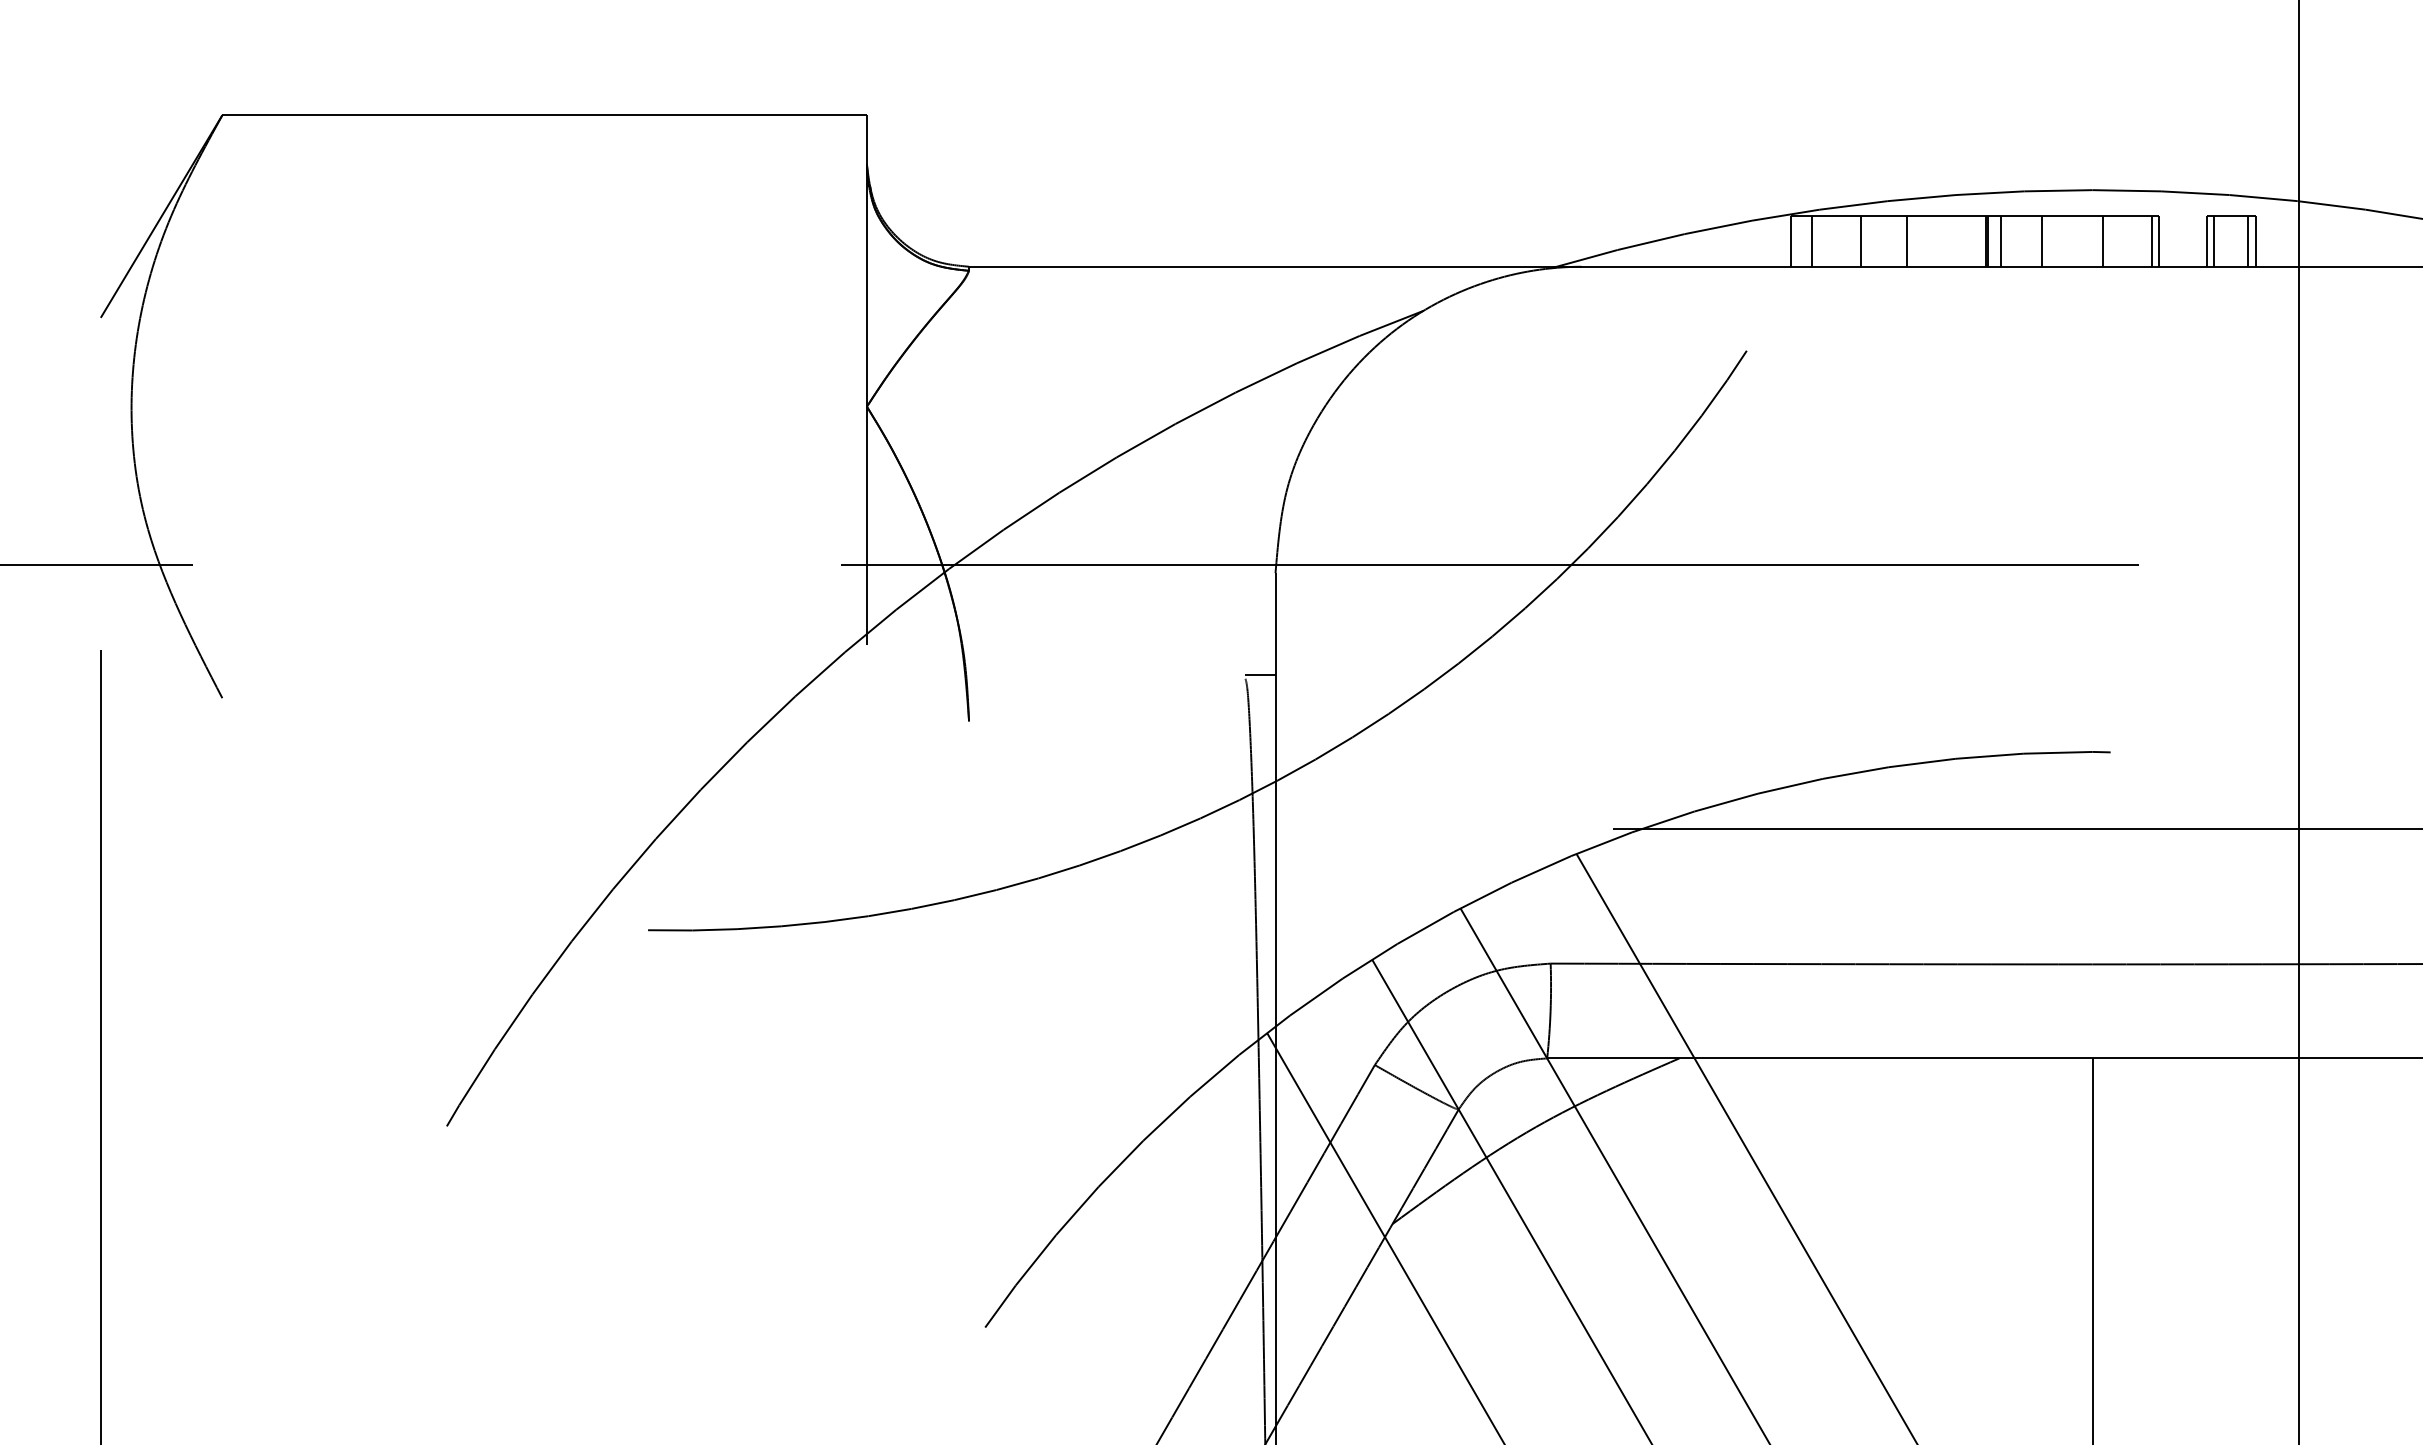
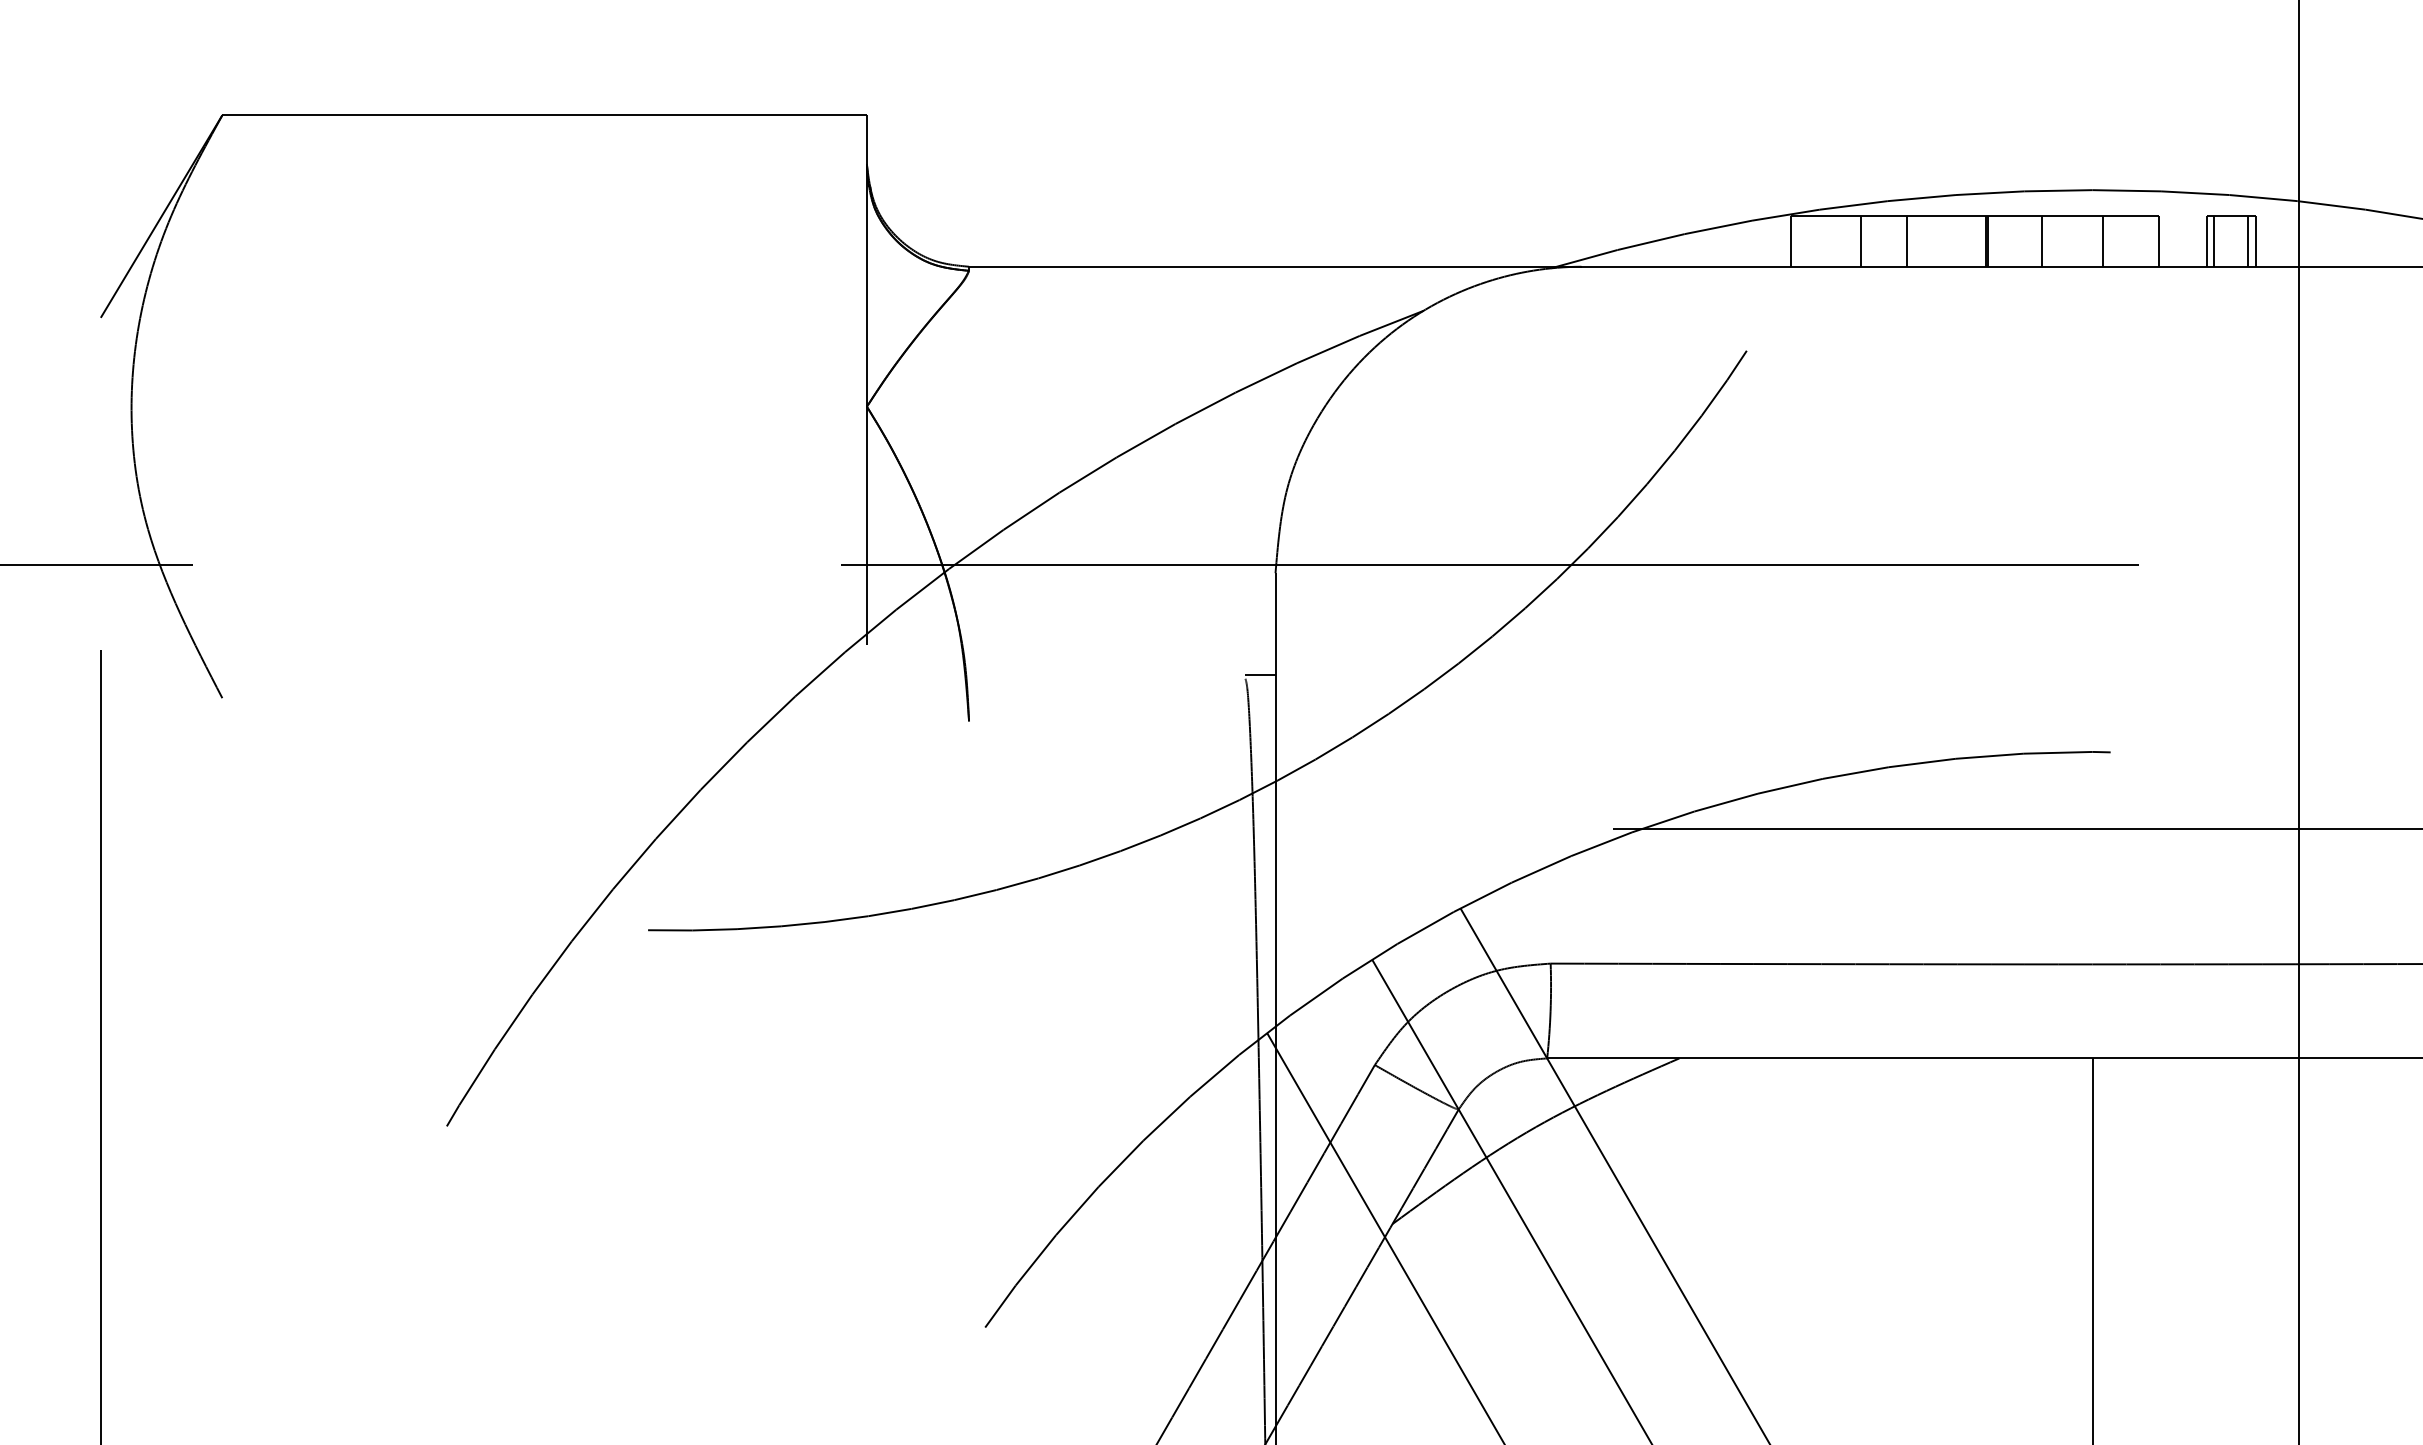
line: present -> none (1812, 240)
line: present -> none (2000, 240)
line: present -> none (2151, 240)
line: present -> none (1745, 1147)
